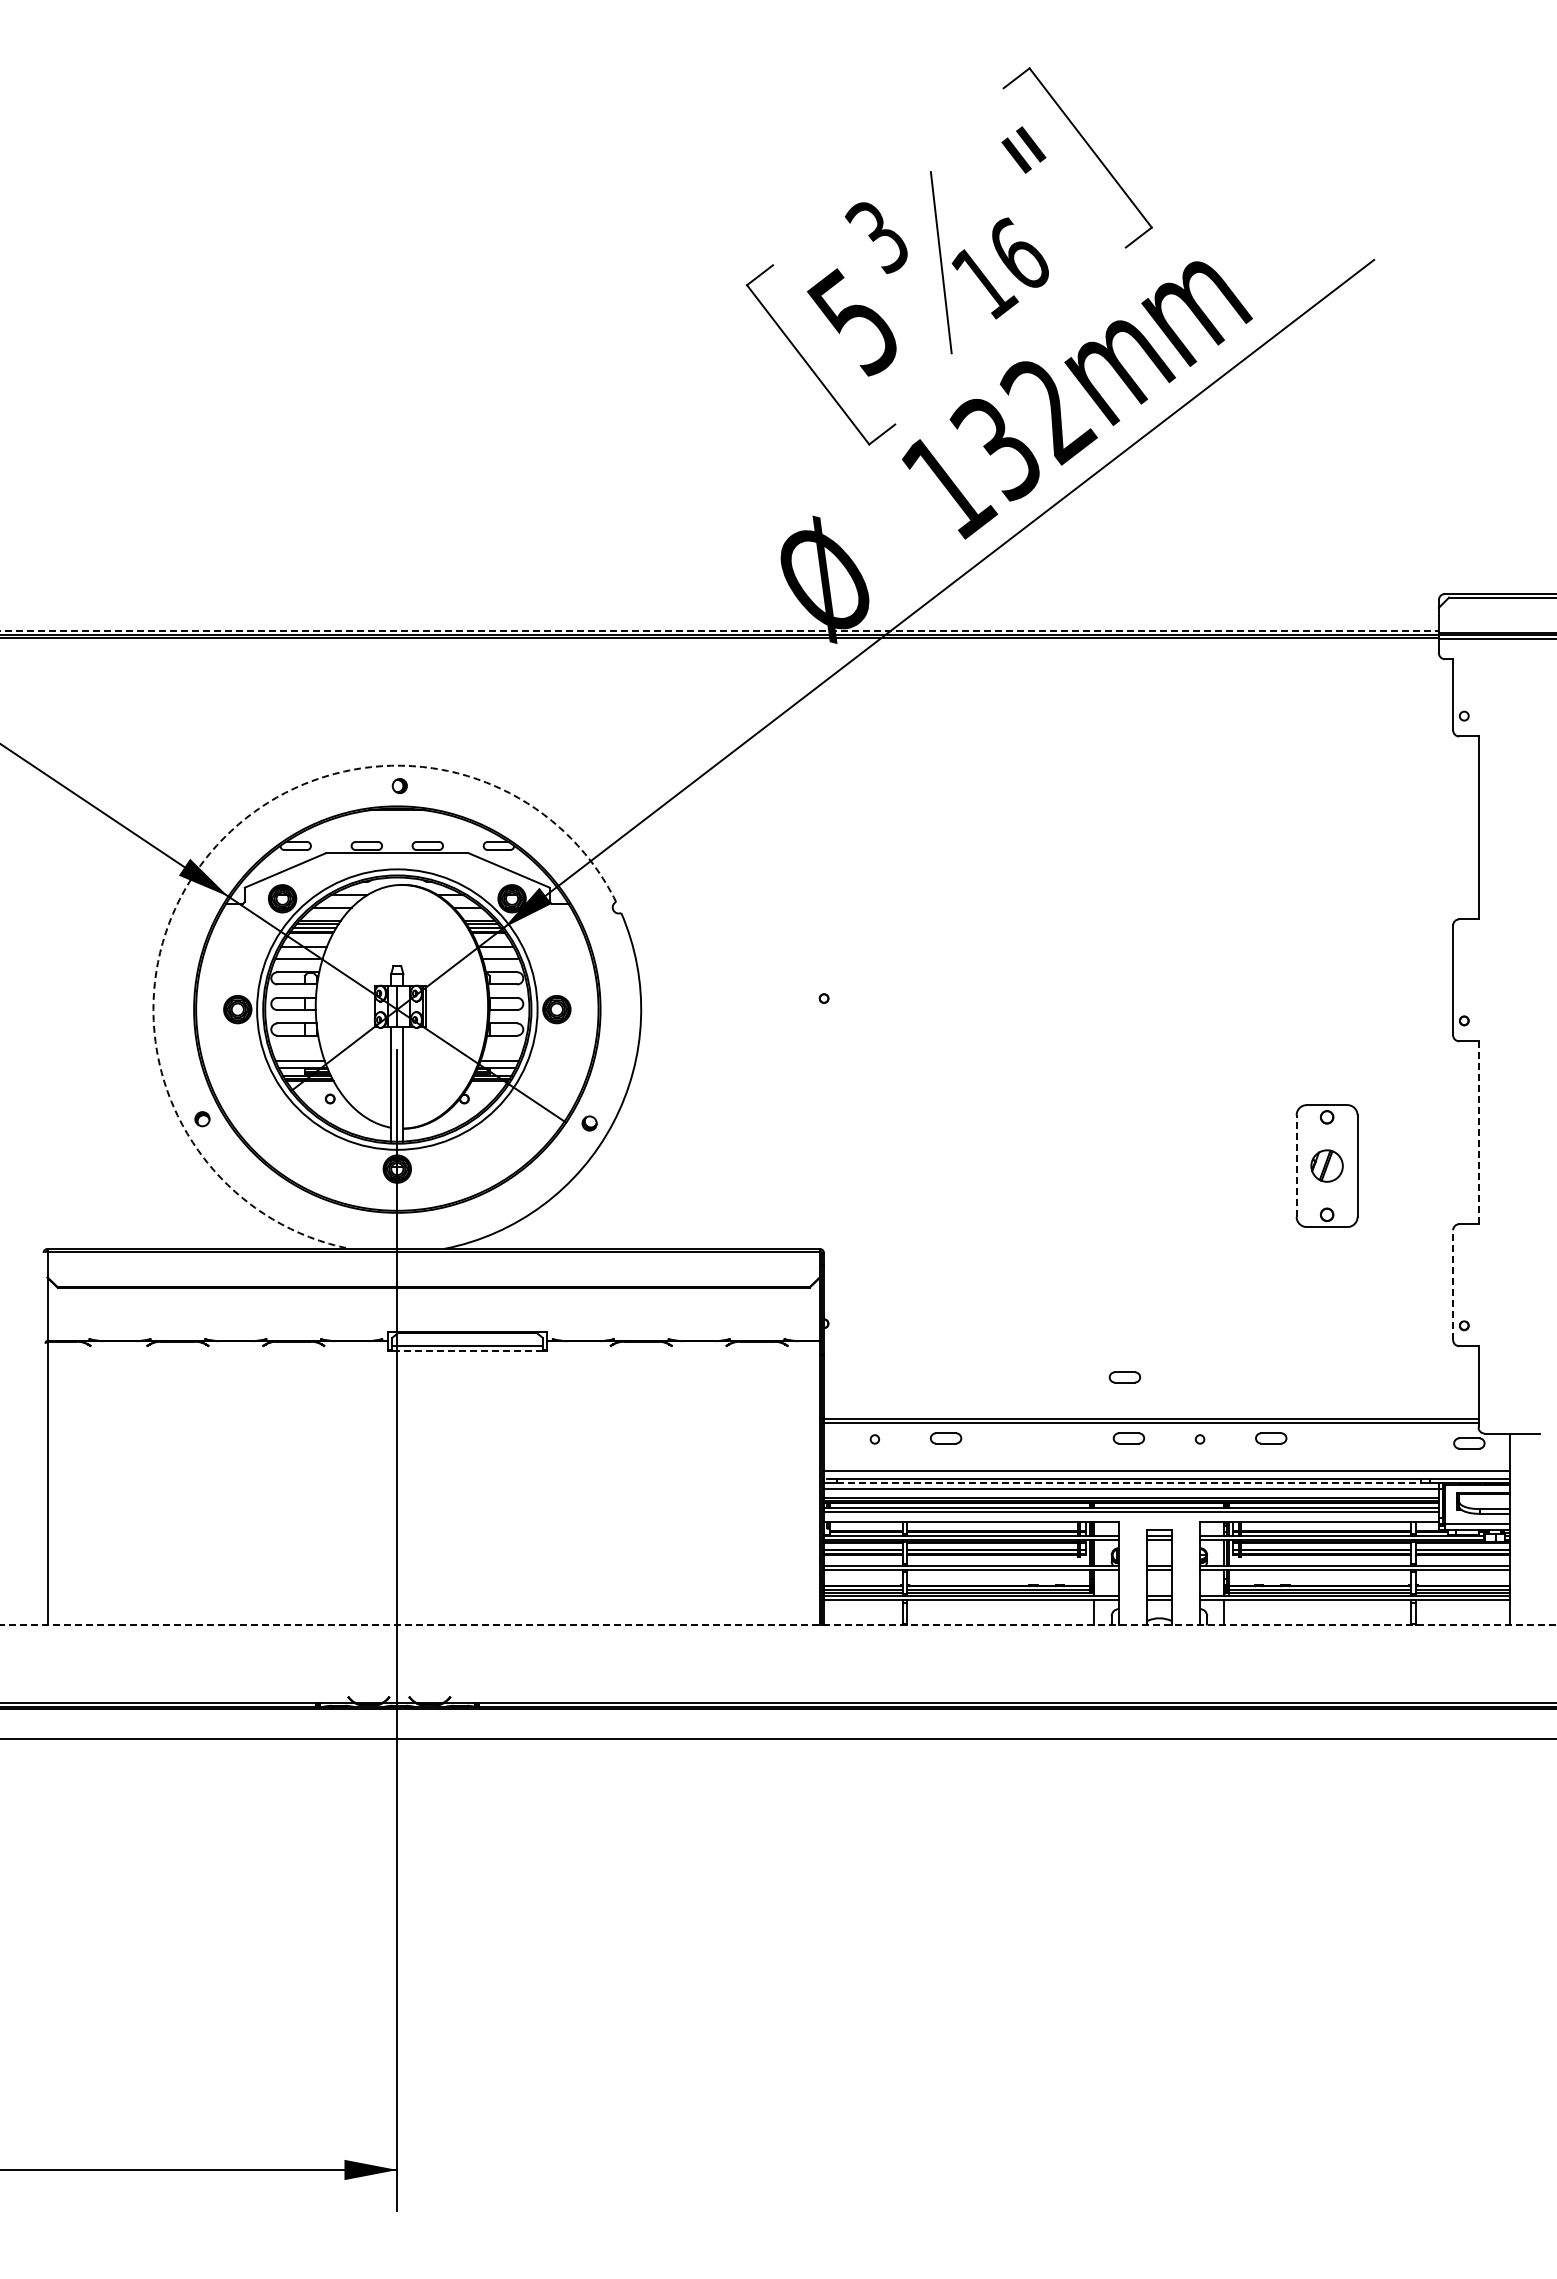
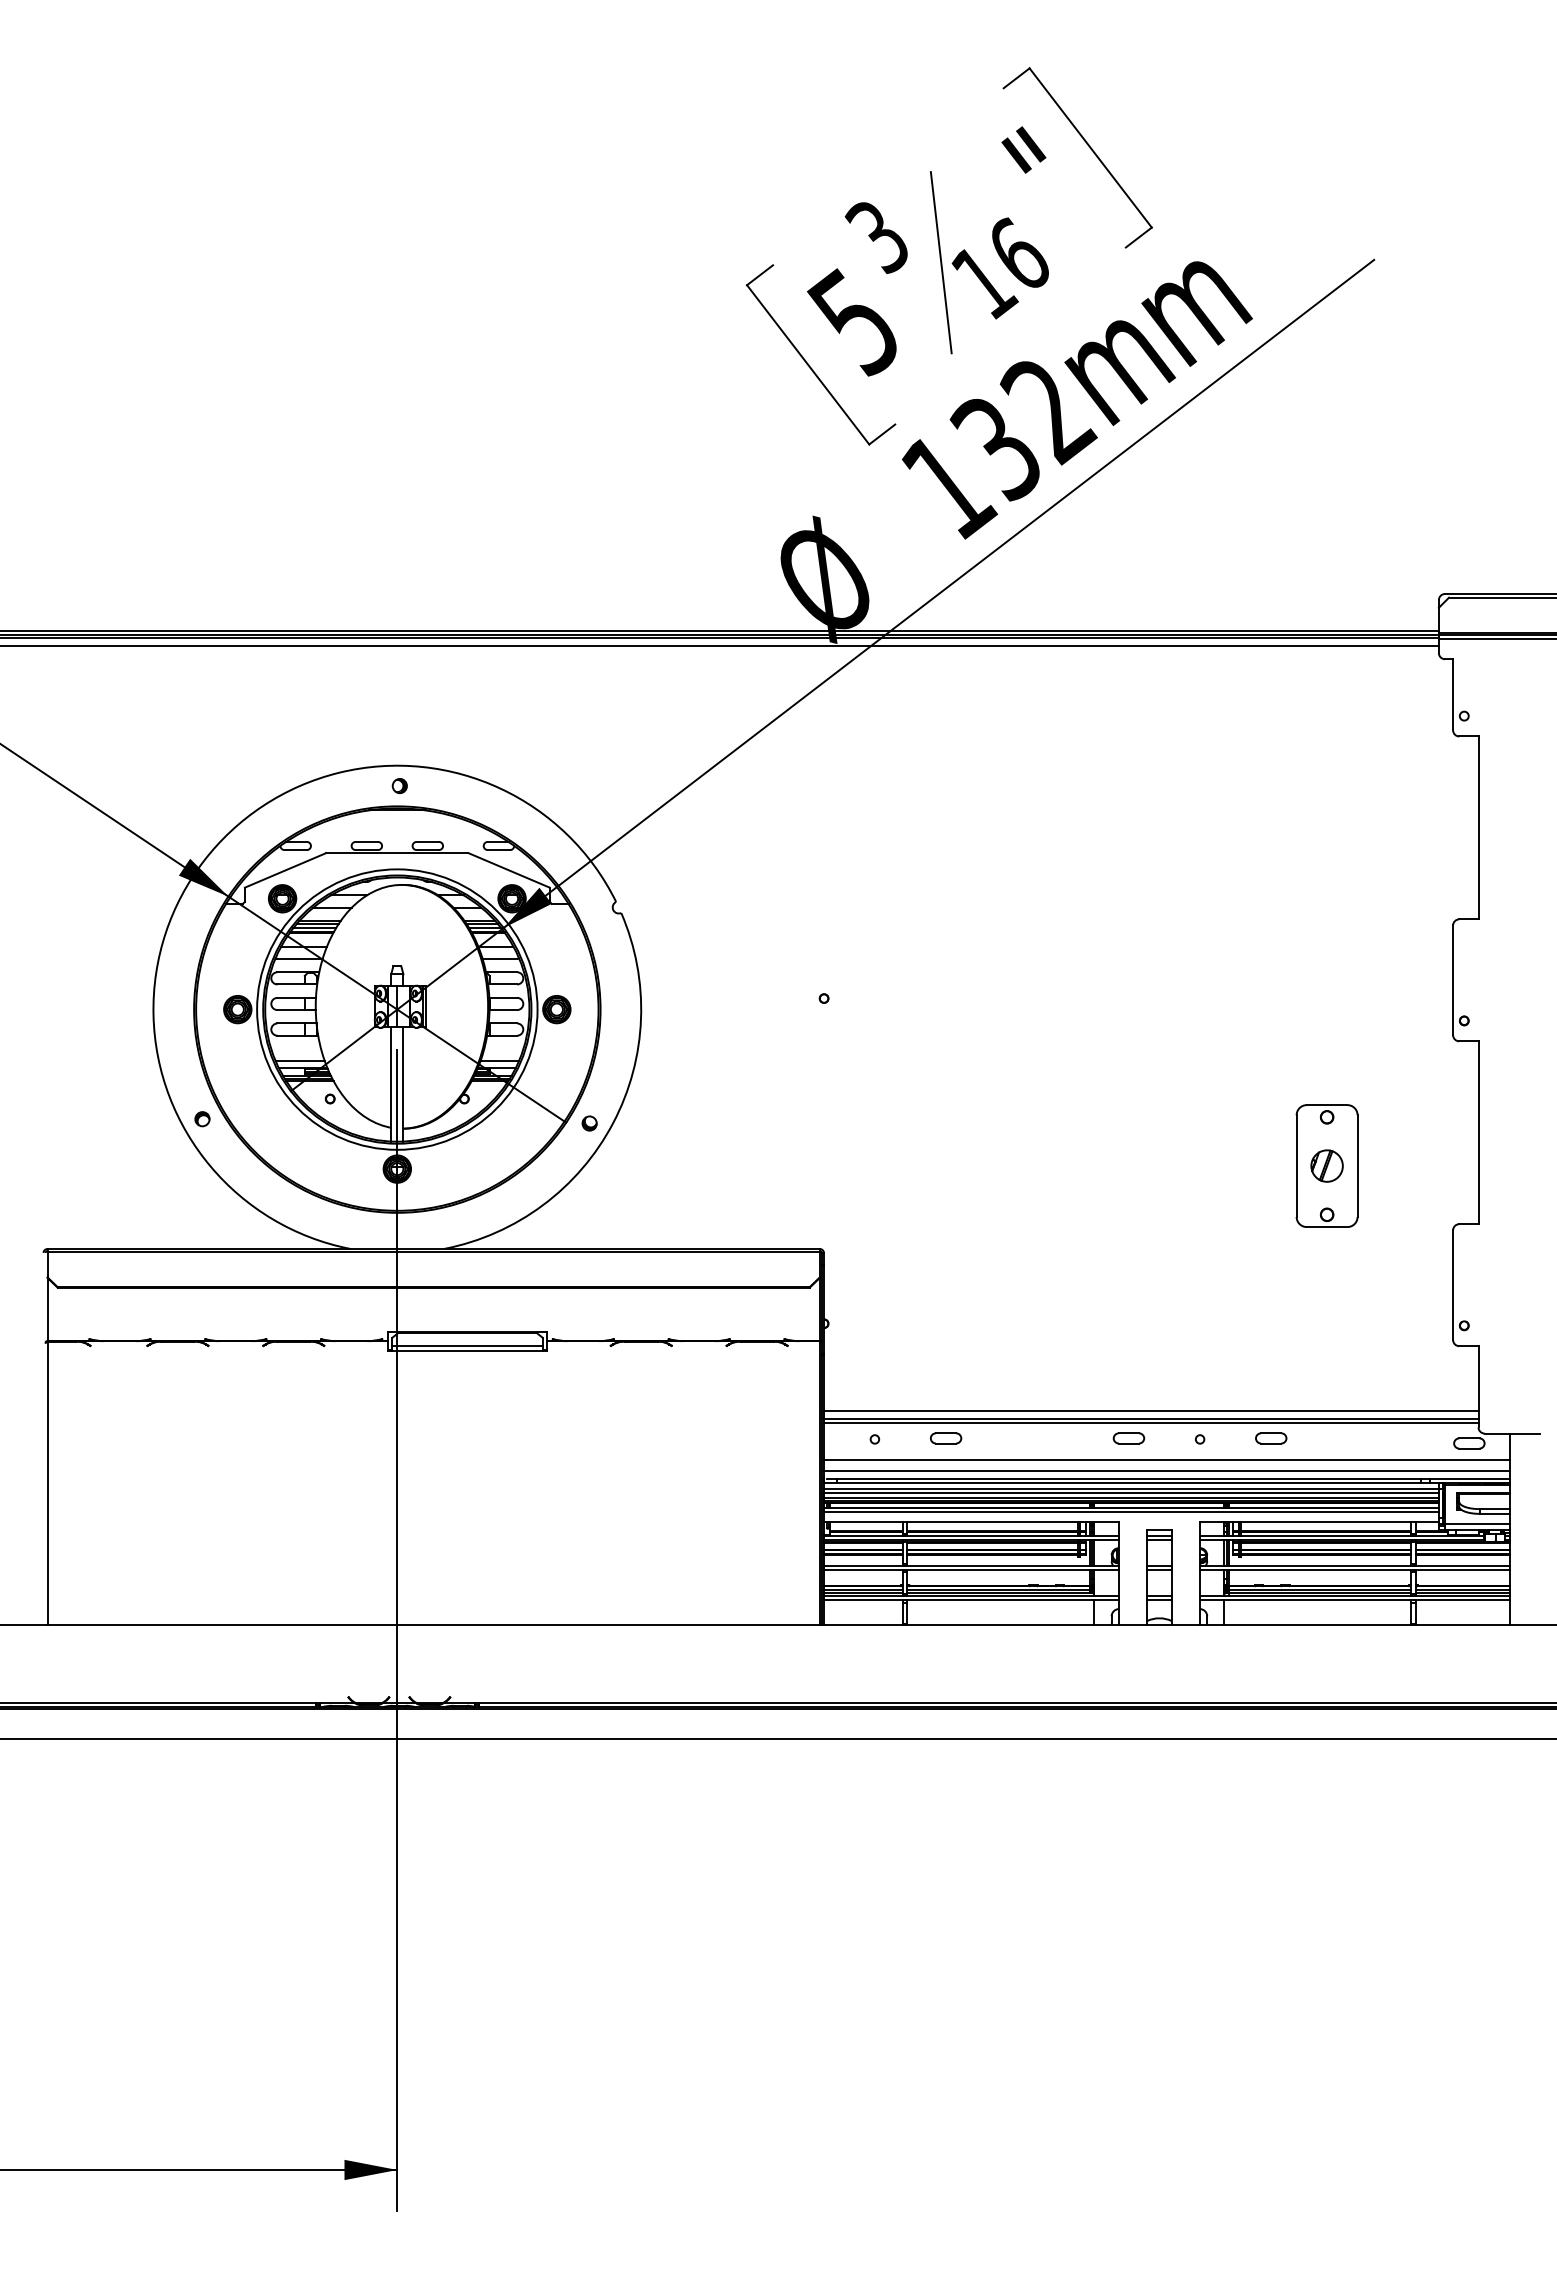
line: dashed -> solid (720, 630)
line: none -> present (720, 645)
arc: dashed -> solid (203, 861)
line: dashed -> solid (1478, 1133)
line: dashed -> solid (1296, 1166)
line: dashed -> solid (1453, 1285)
line: dashed -> solid (467, 1351)
part: present -> none (1124, 1377)
line: none -> present (1150, 1410)
line: none -> present (1166, 1459)
line: dashed -> solid (1129, 1483)
line: none -> present (1130, 1493)
line: dashed -> solid (778, 1625)
